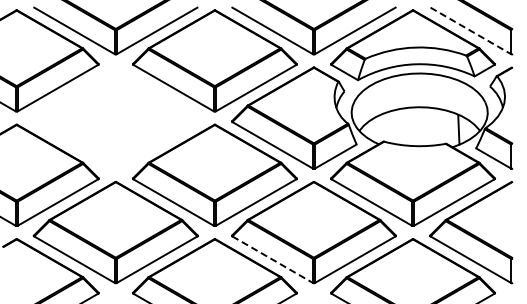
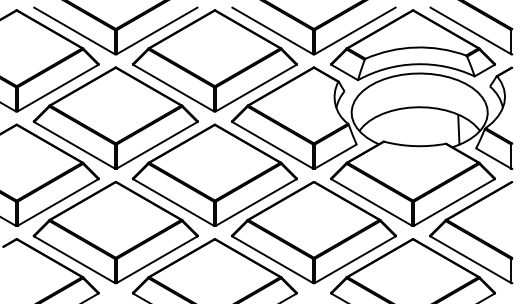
line: dashed -> solid (470, 30)
part: none -> present (115, 117)
line: dashed -> solid (272, 259)
